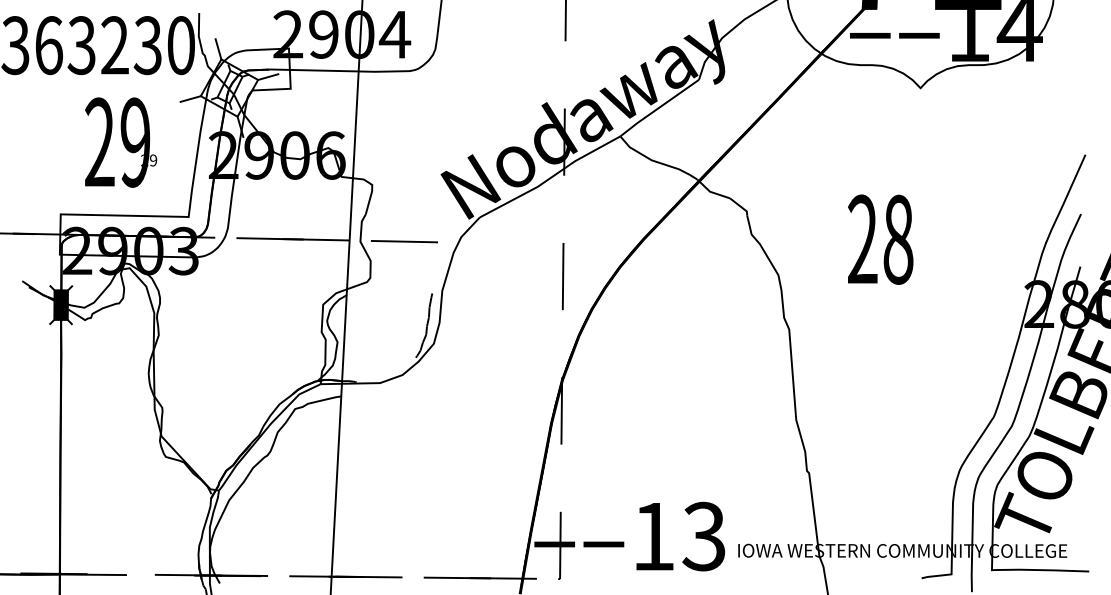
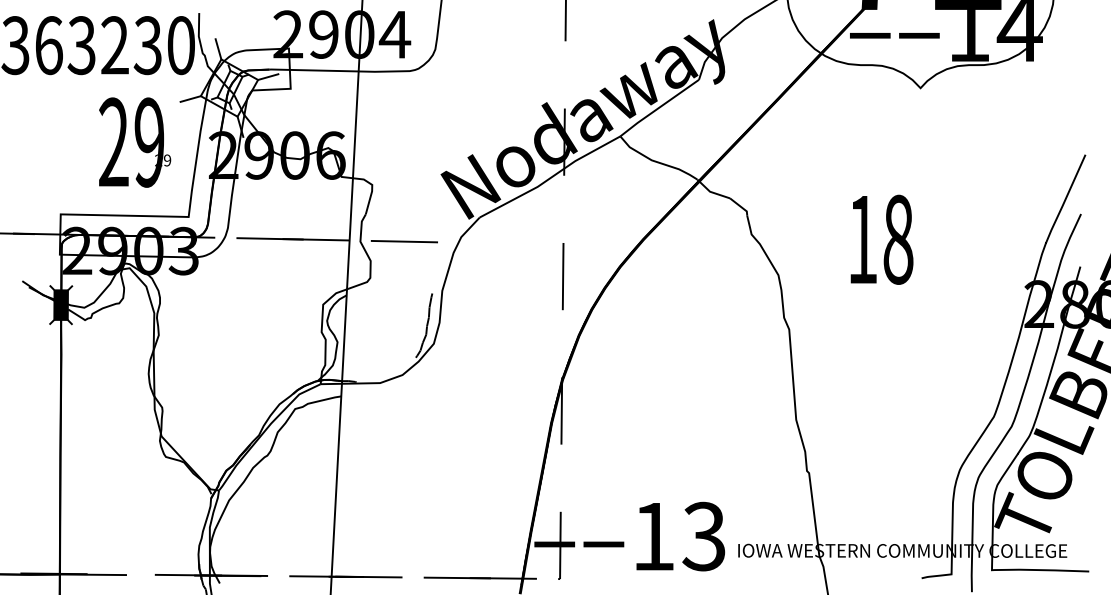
text position: (121, 142) -> (135, 142) (135, 142)
text: 28 -> 18 (862, 238)
